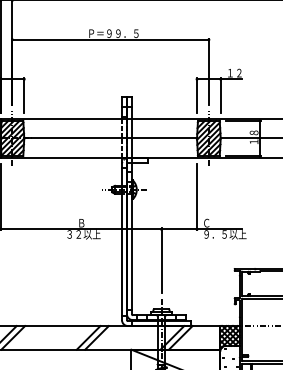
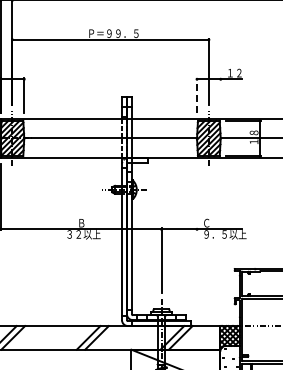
line: solid -> dashed (197, 95)
line: present -> none (220, 95)
line: present -> none (197, 197)
